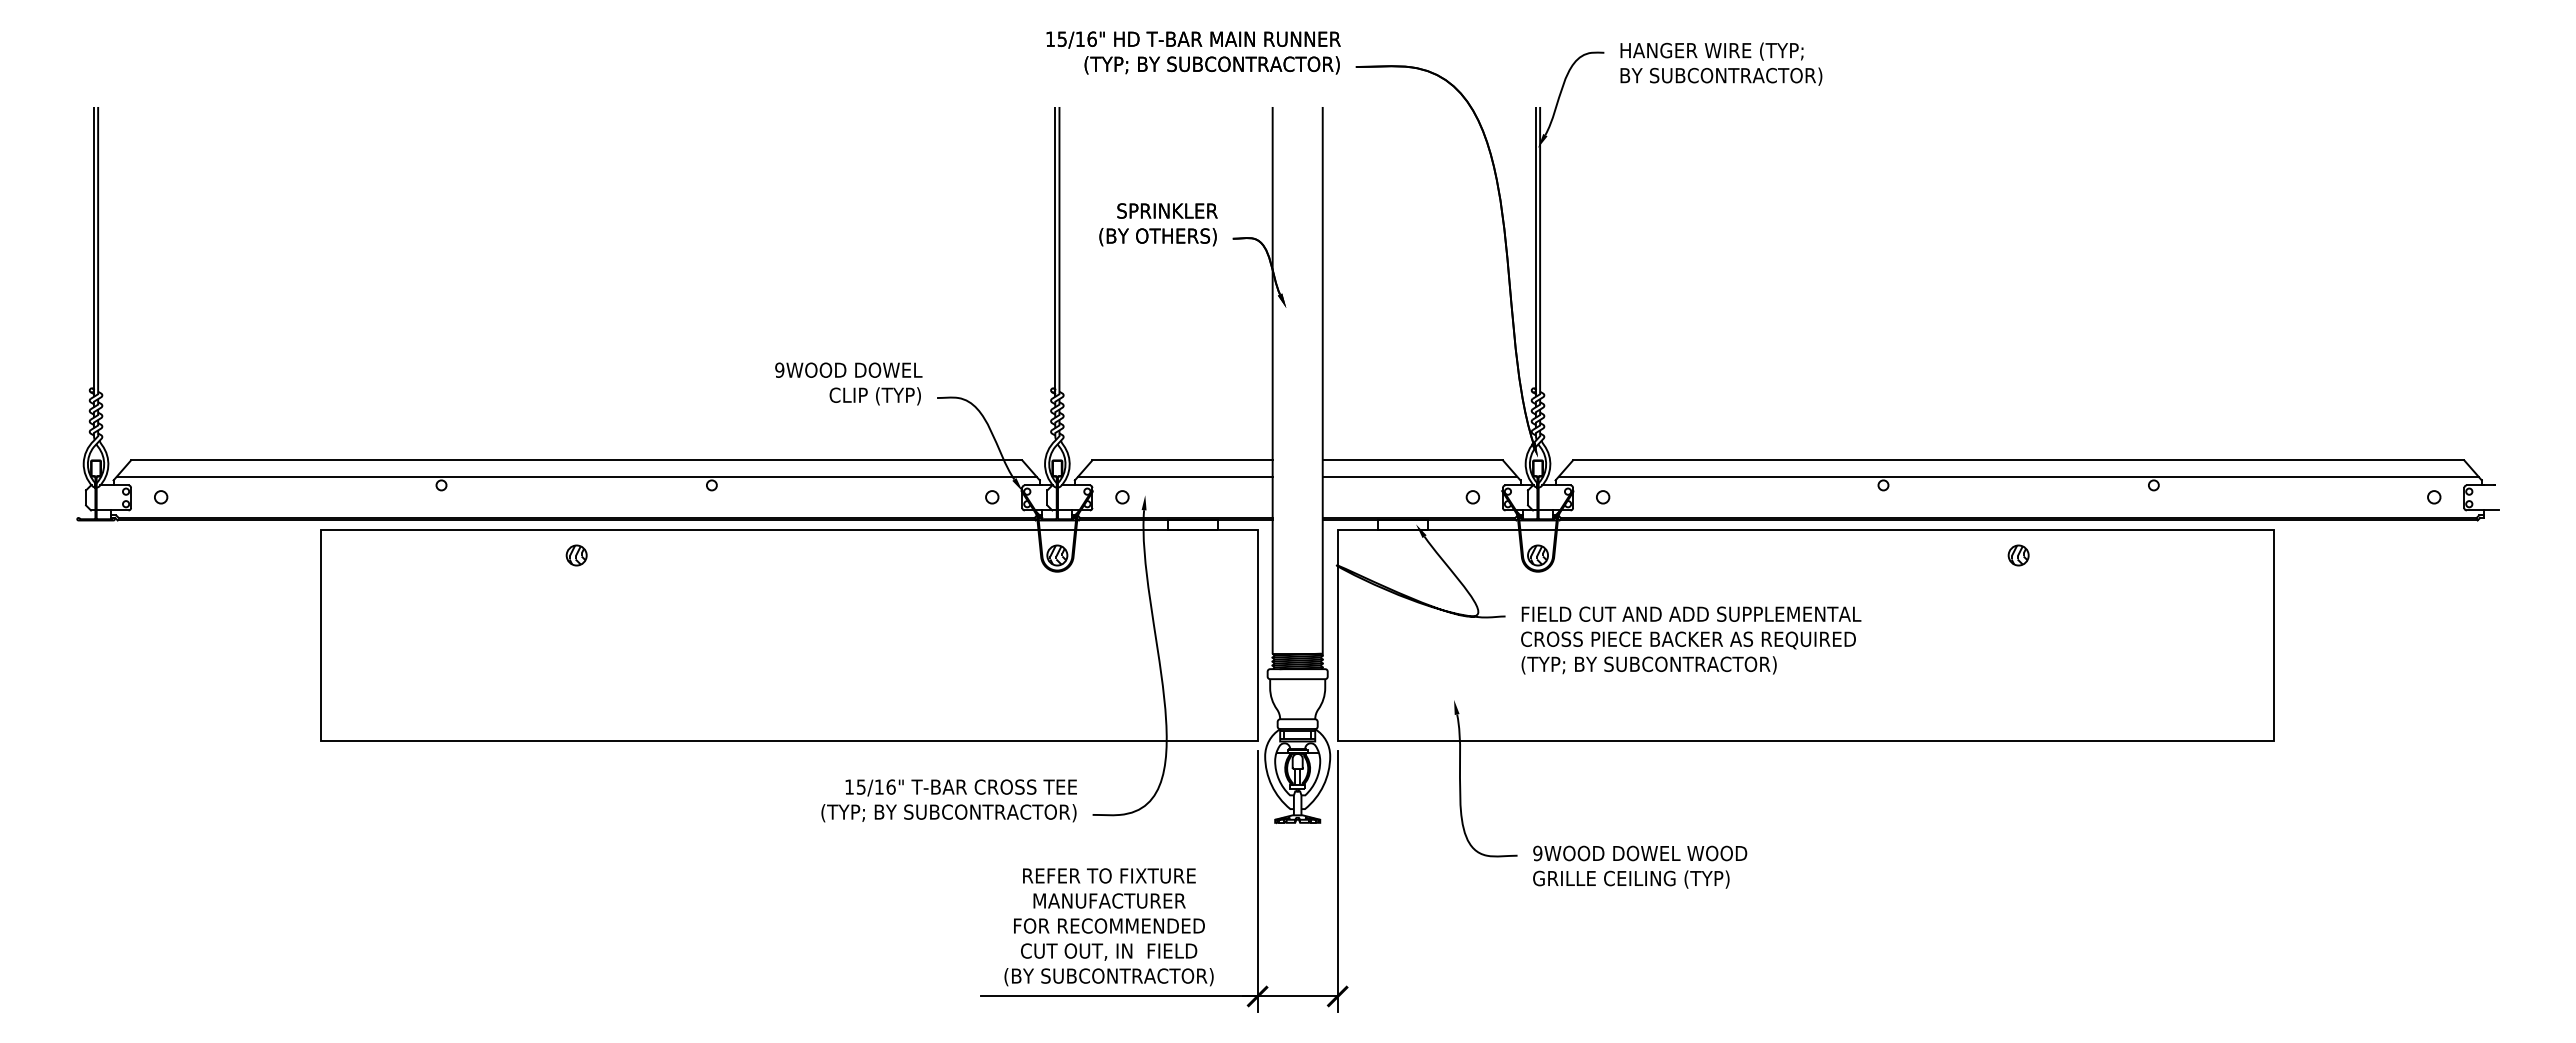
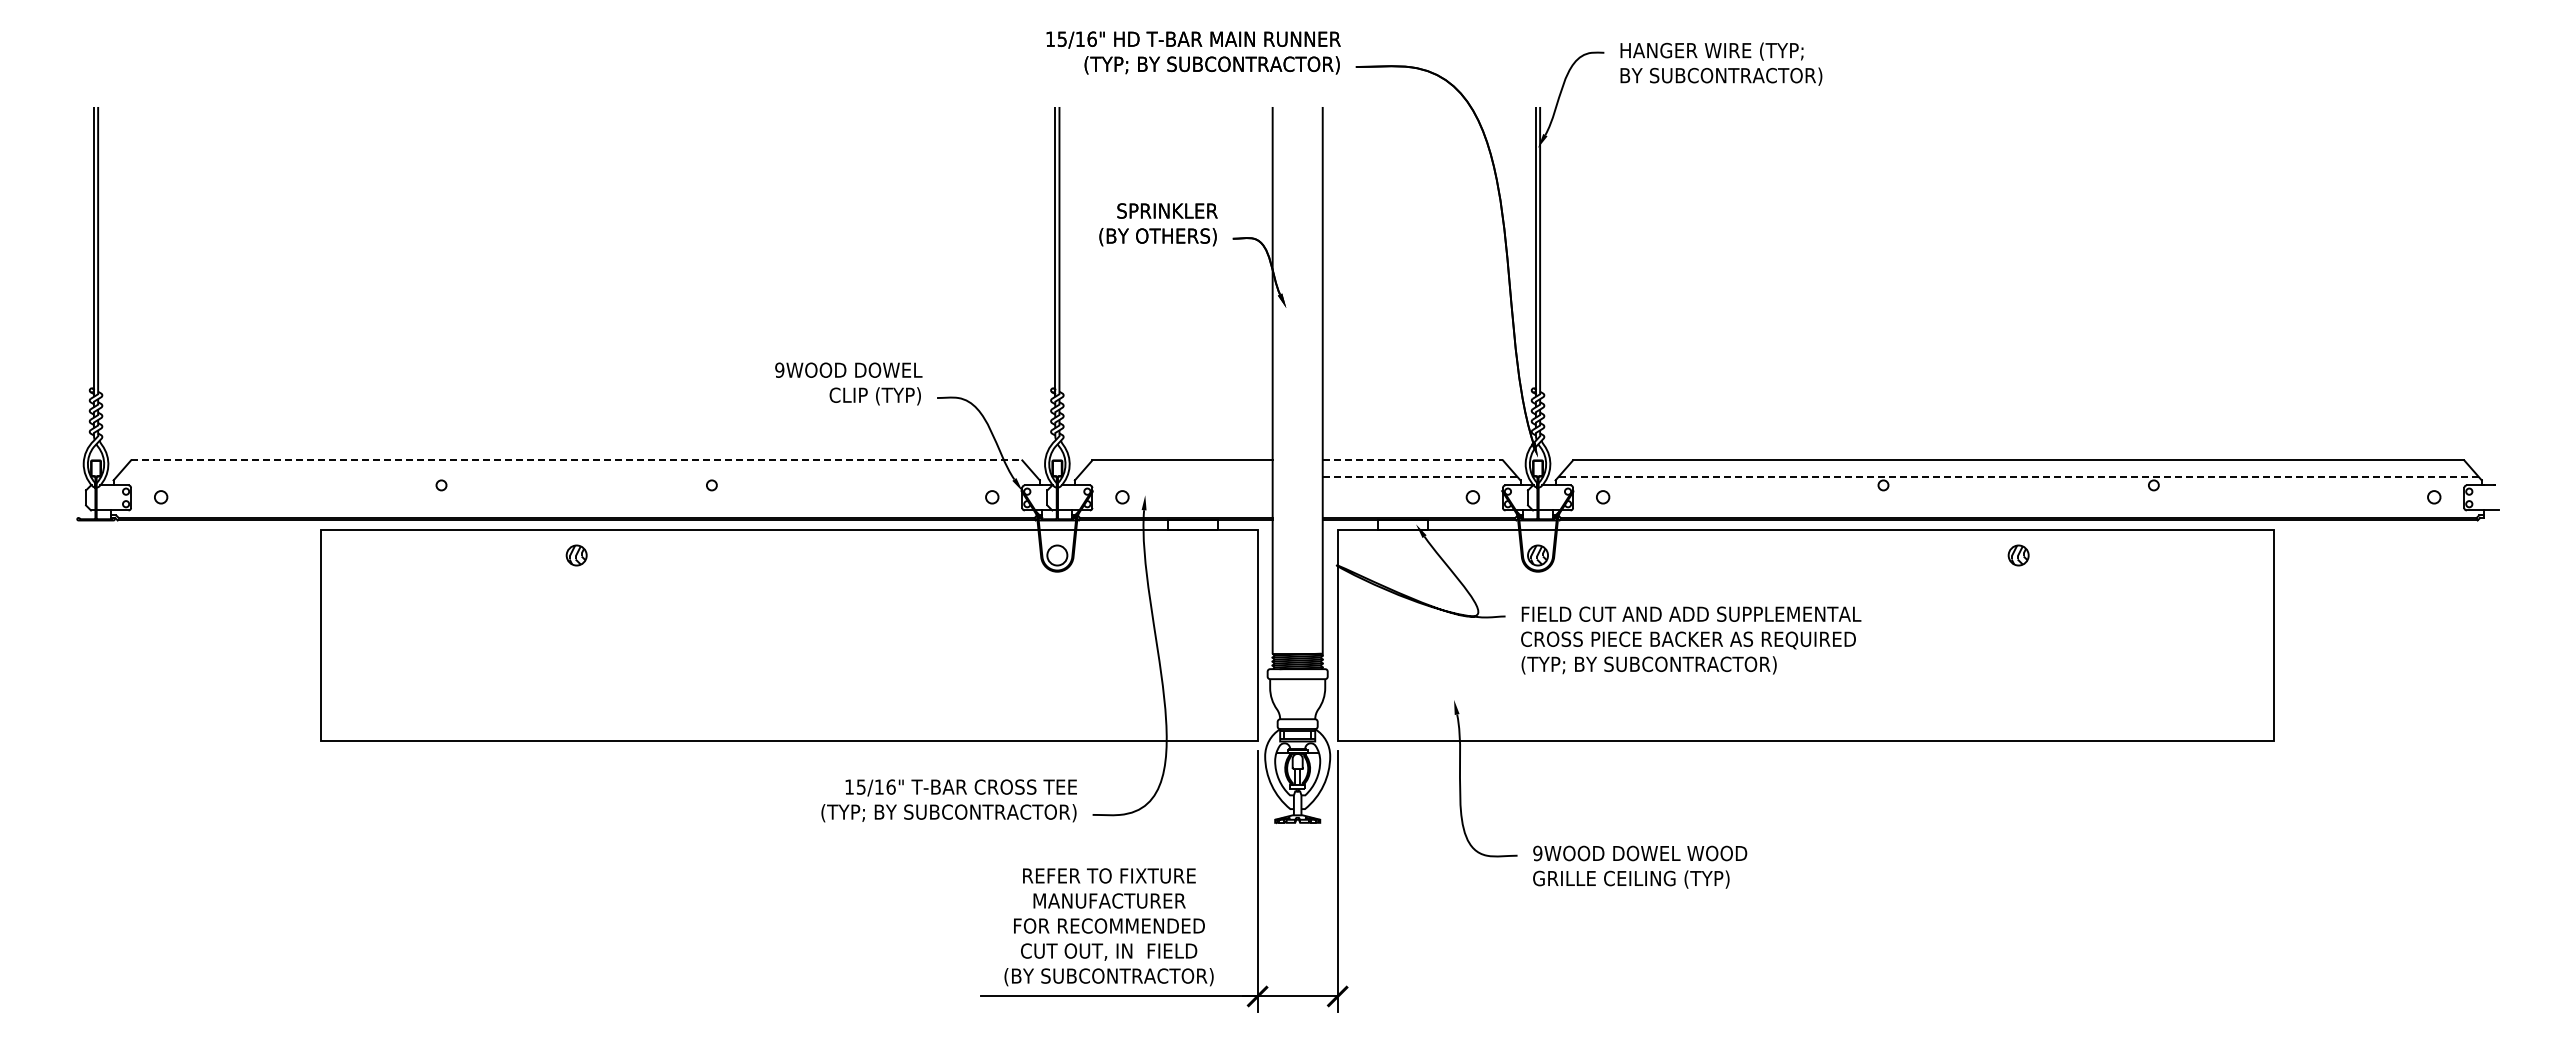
line: solid -> dashed (576, 460)
line: solid -> dashed (1413, 460)
line: present -> none (576, 476)
line: present -> none (1175, 476)
line: solid -> dashed (1420, 476)
line: solid -> dashed (2018, 476)
hatch: present -> none (1058, 554)
